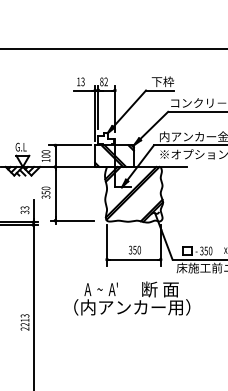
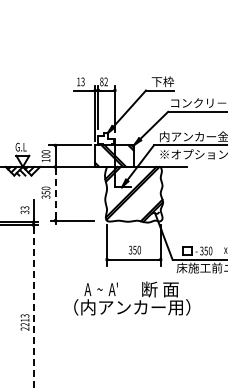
line: present -> none (113, 48)
line: solid -> dashed (55, 193)
line: solid -> dashed (33, 309)
